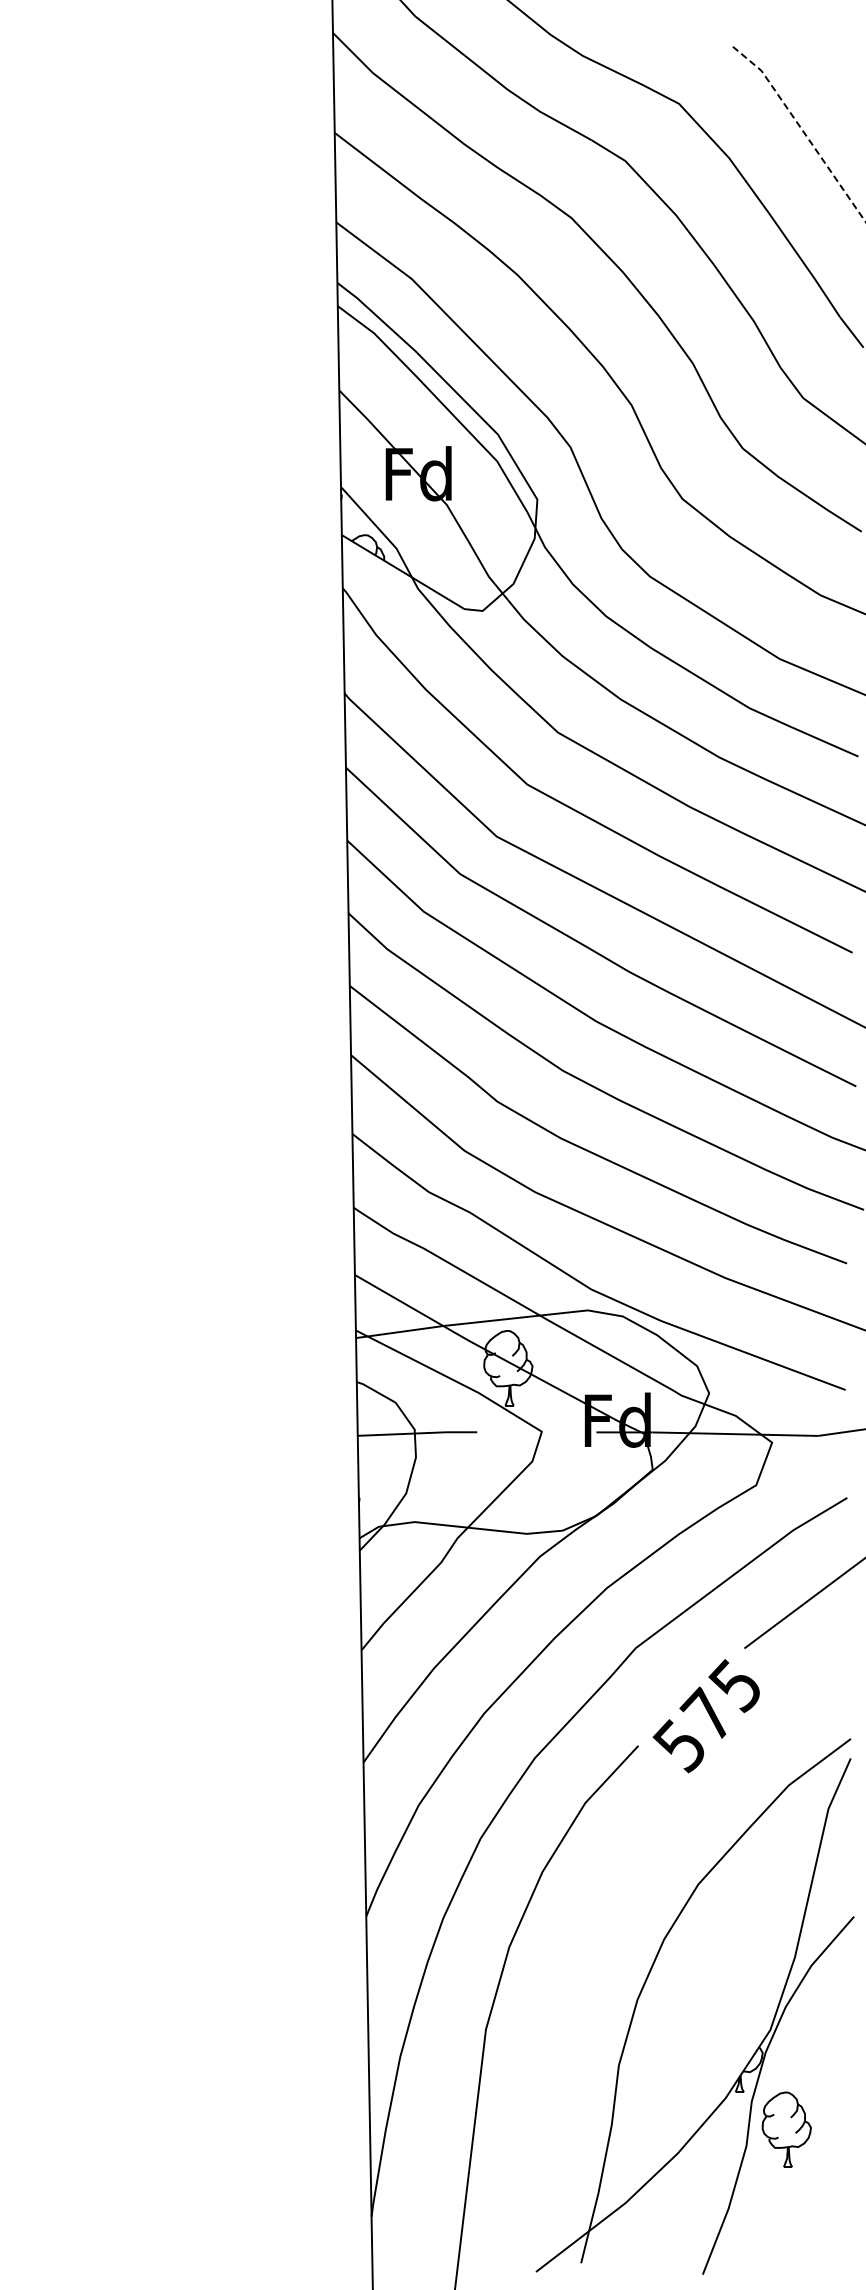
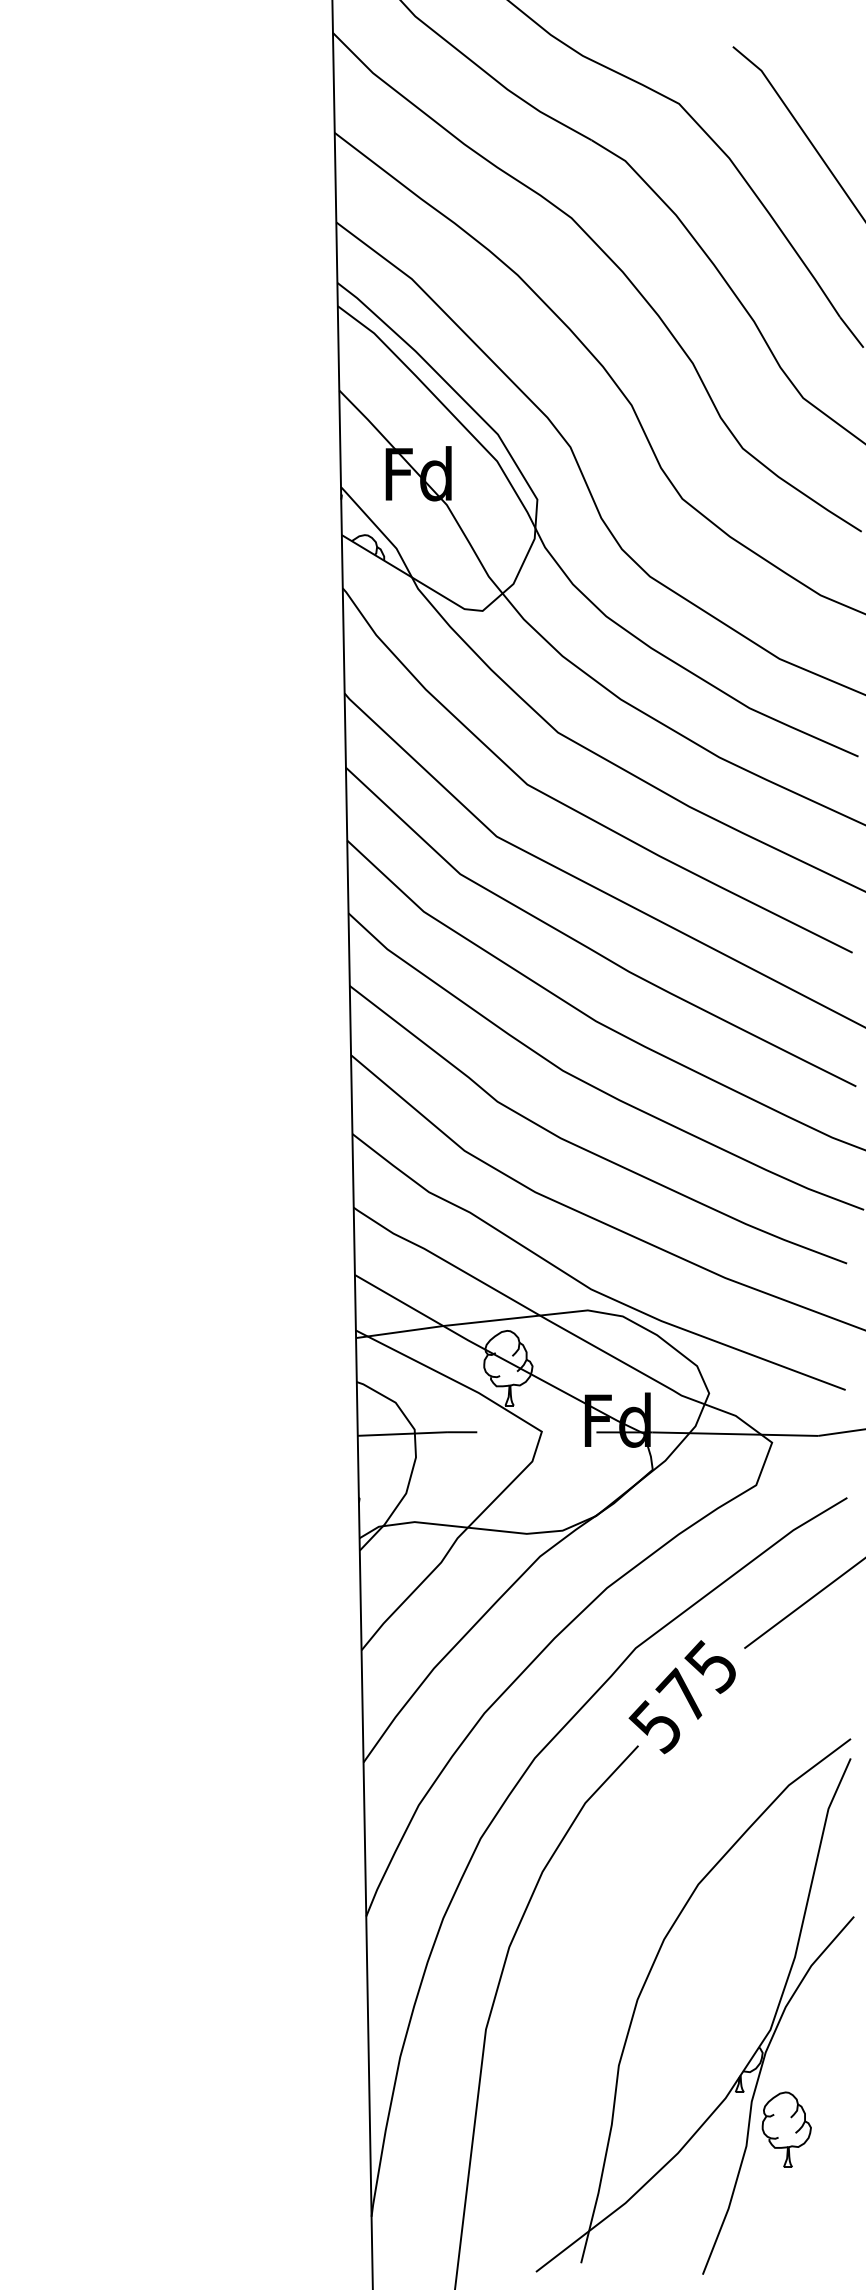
line: dashed -> solid (802, 130)
text position: (705, 1716) -> (681, 1697) (681, 1697)
